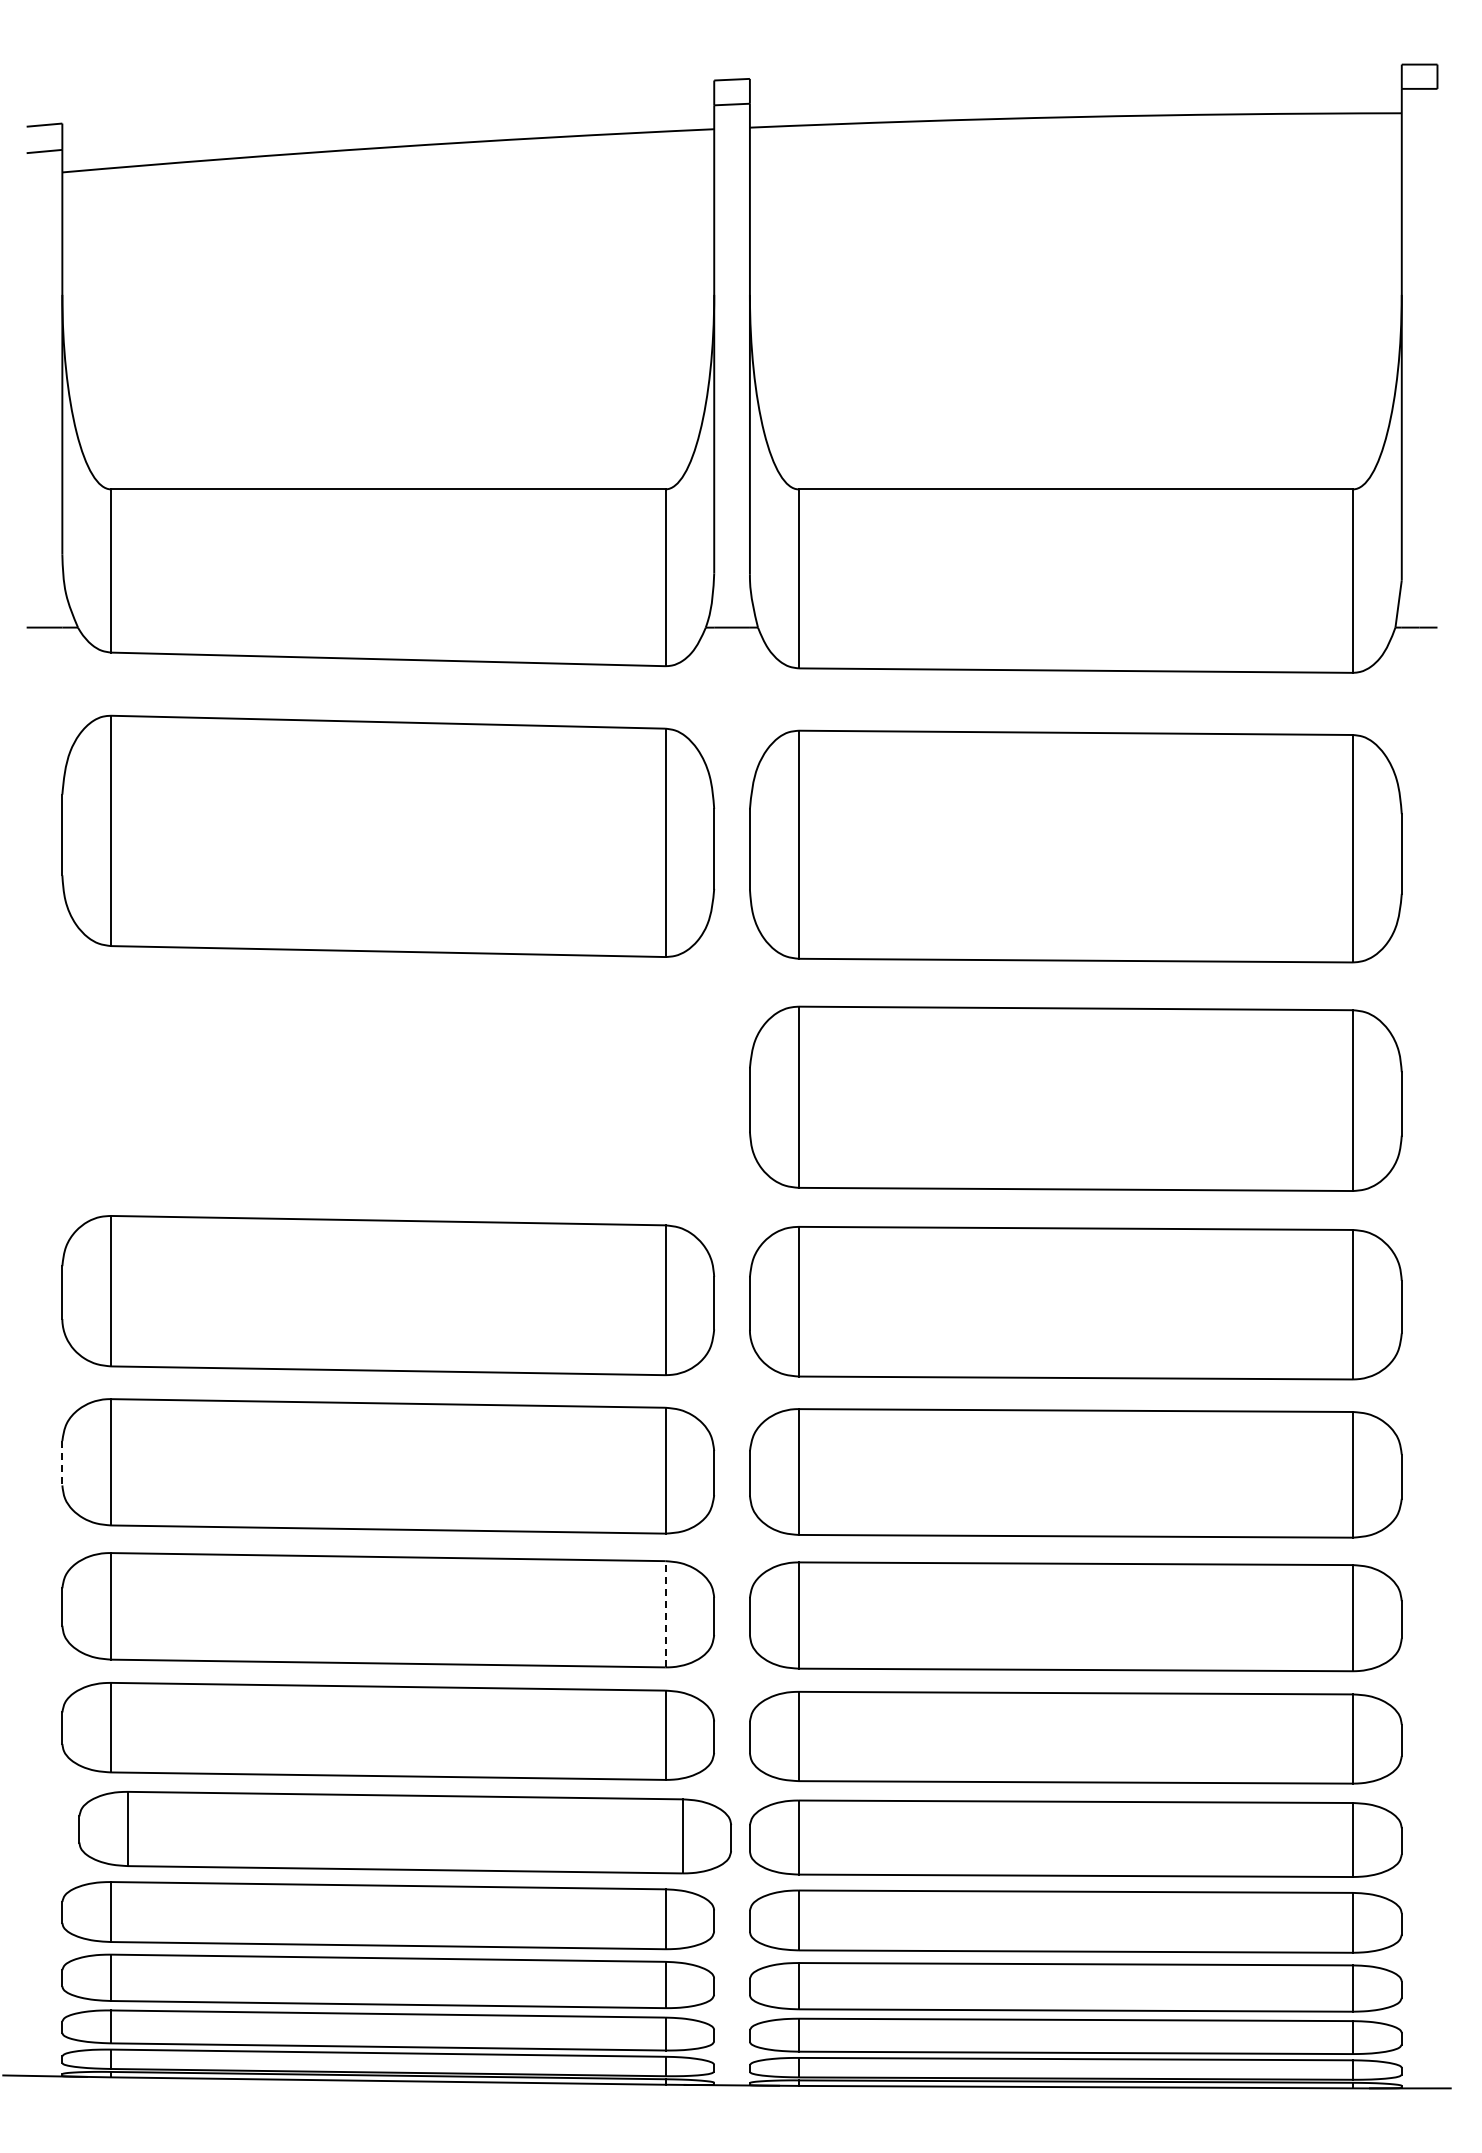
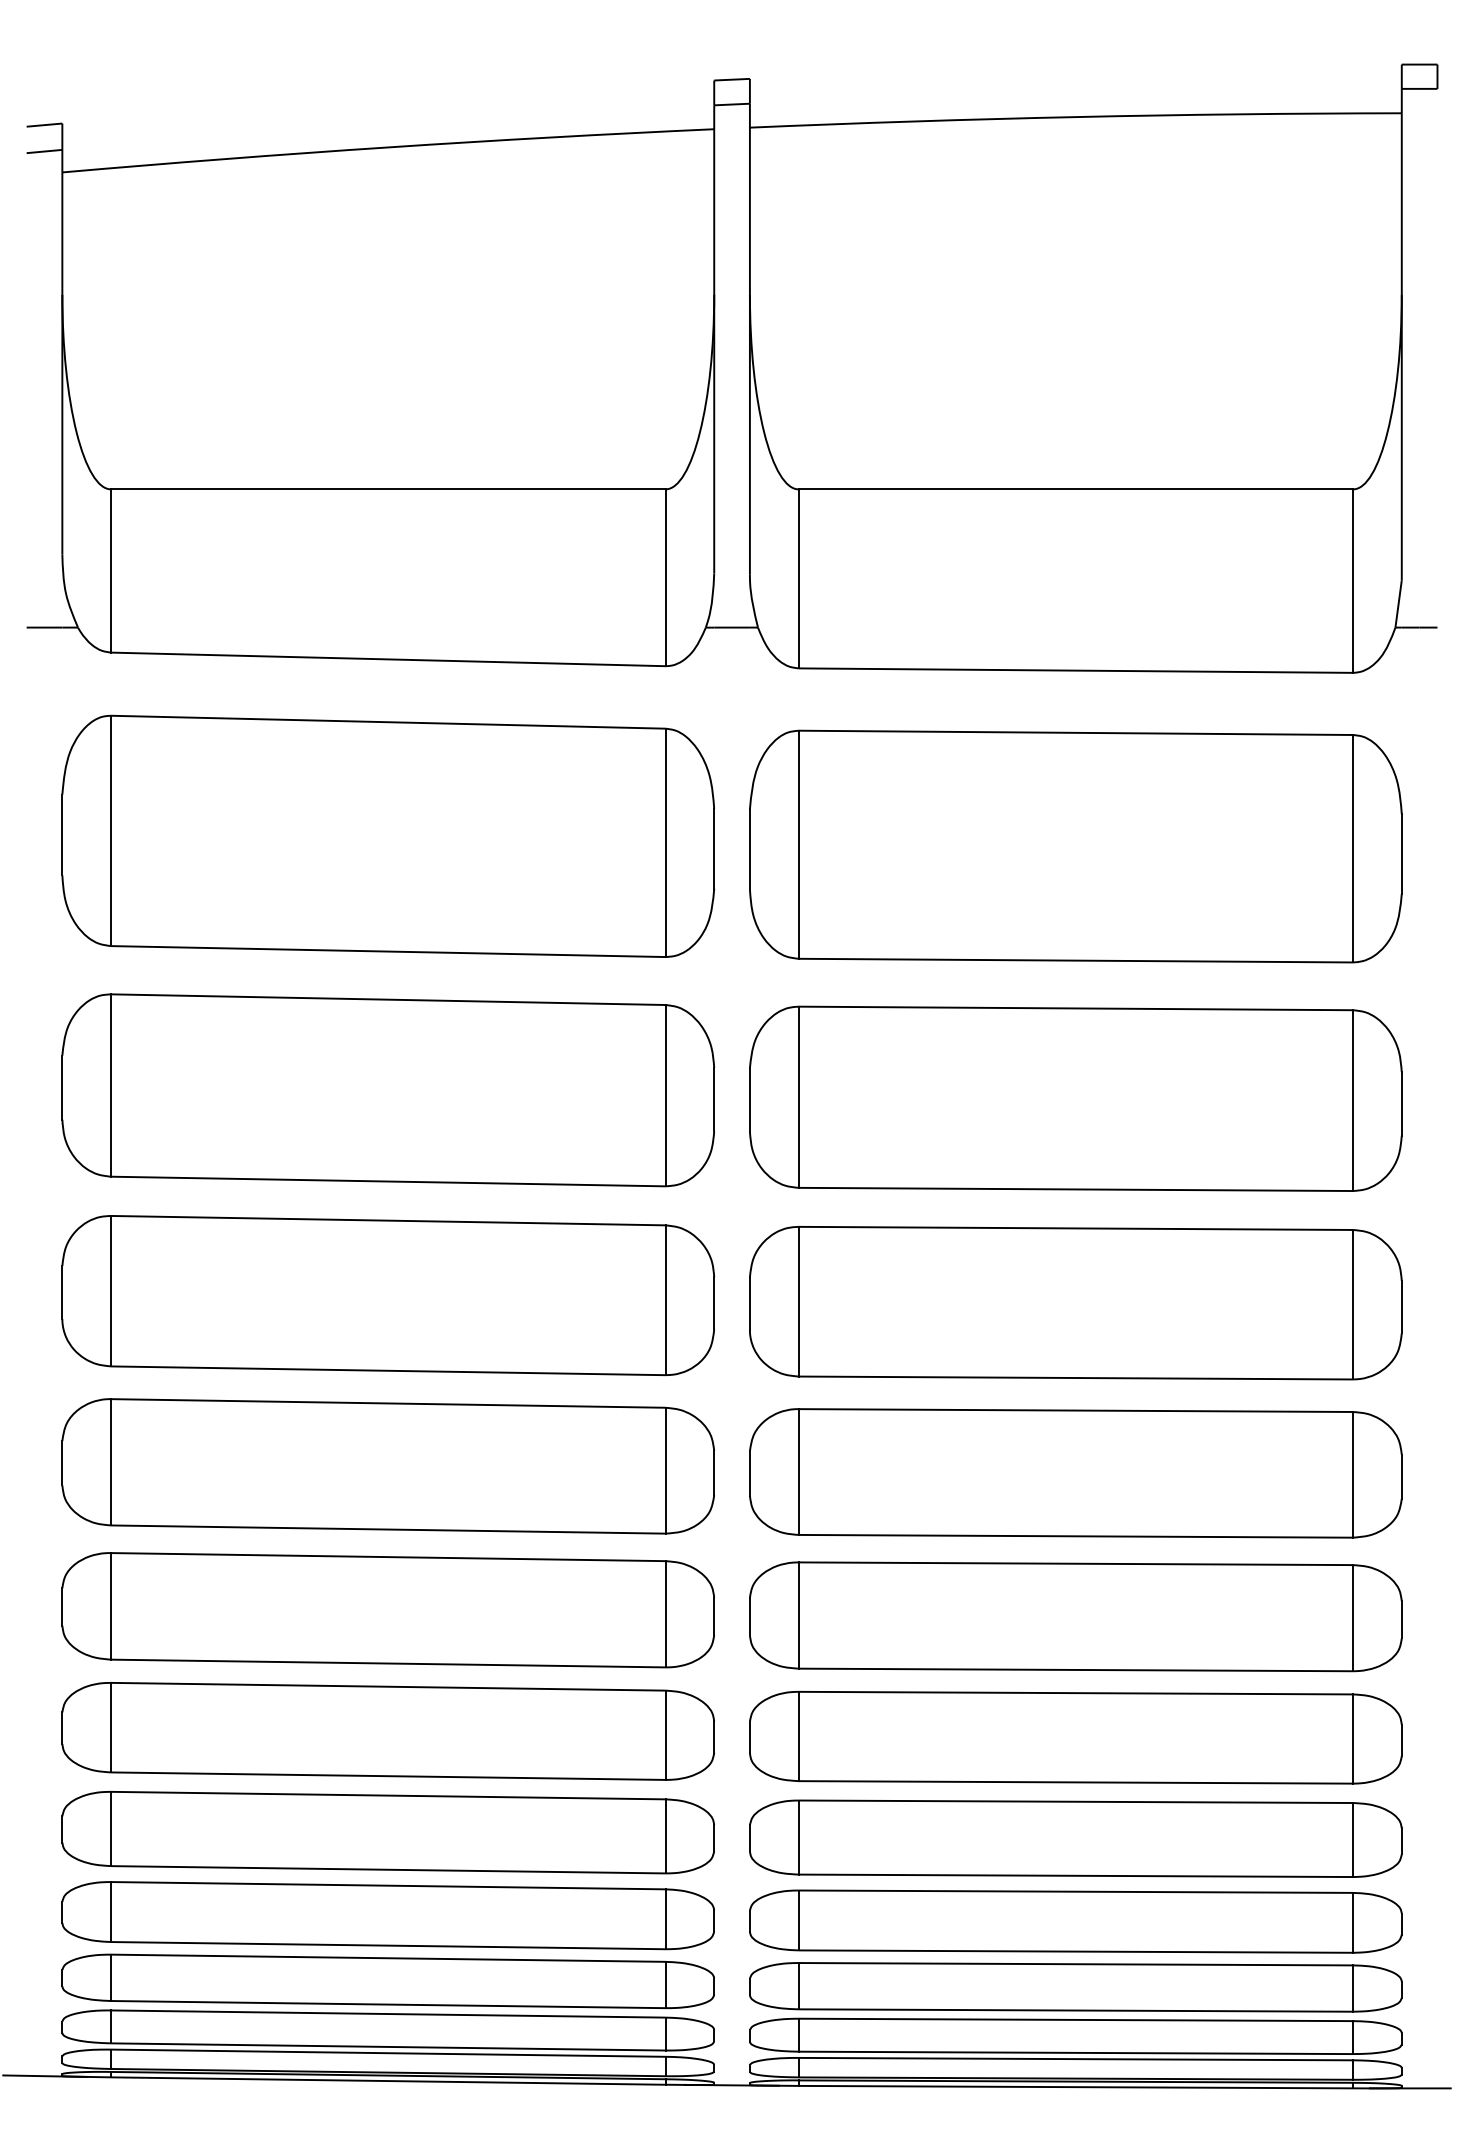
part: none -> present (387, 1090)
line: dashed -> solid (62, 1463)
line: dashed -> solid (665, 1613)
part position: (404, 1832) -> (387, 1832) (387, 1832)
